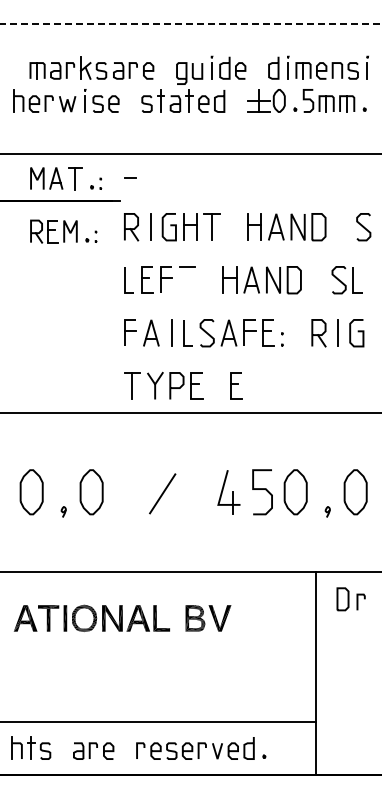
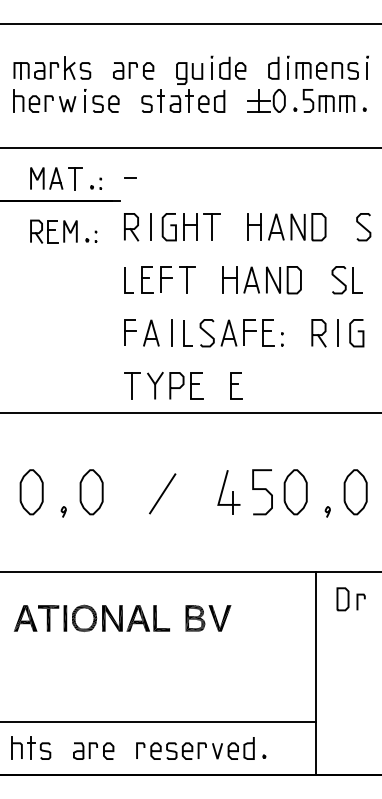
line: dashed -> solid (191, 23)
part position: (68, 67) -> (52, 67) (52, 67)
line position: (190, 153) -> (190, 147) (190, 147)
line: none -> present (187, 279)
